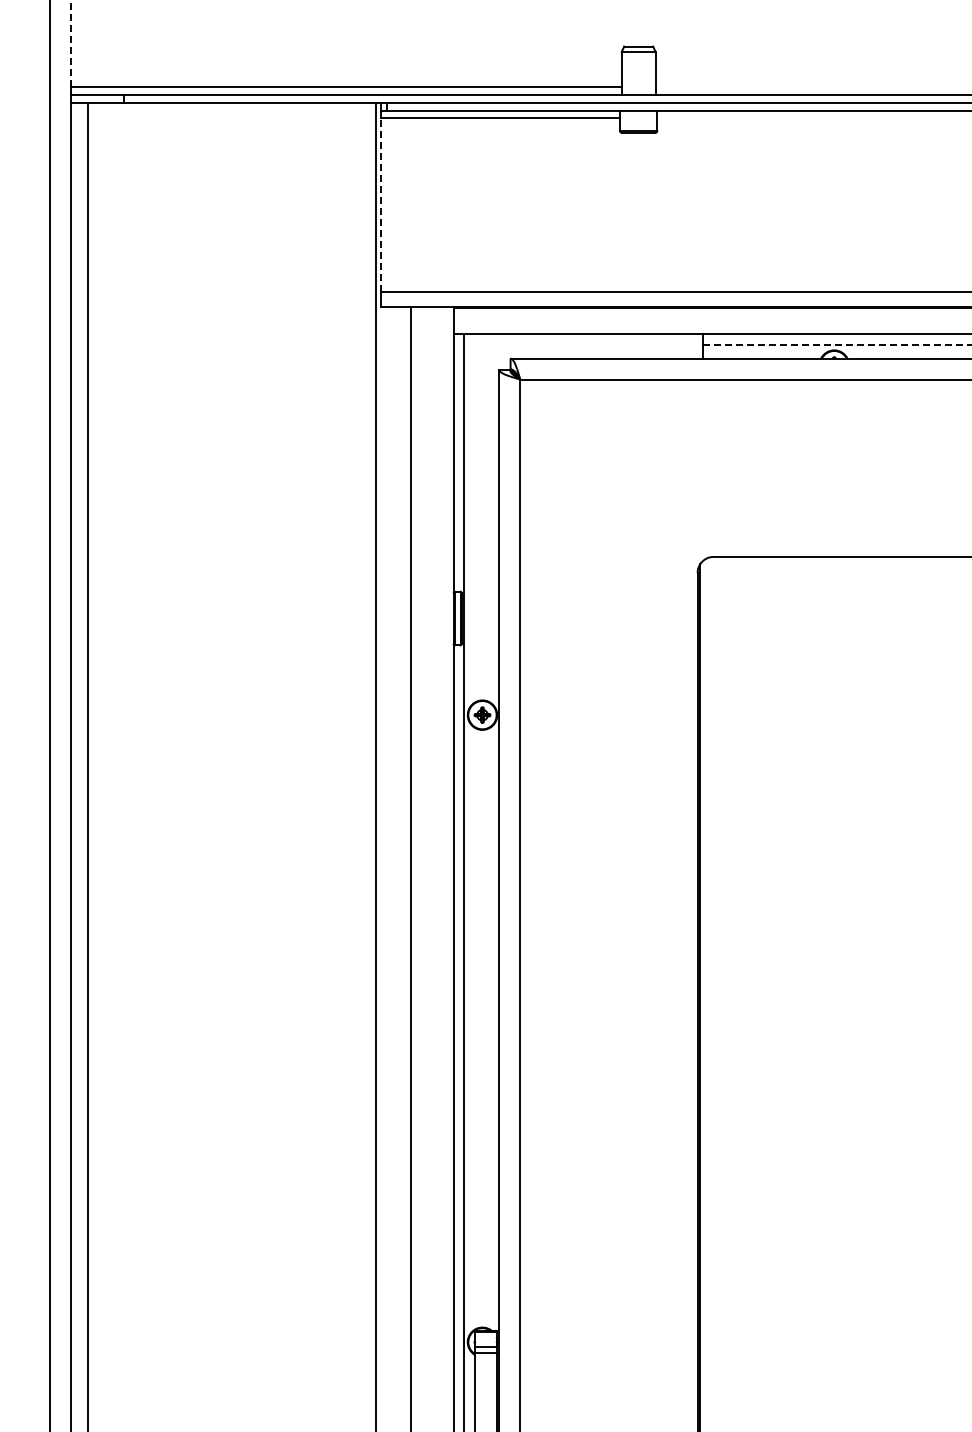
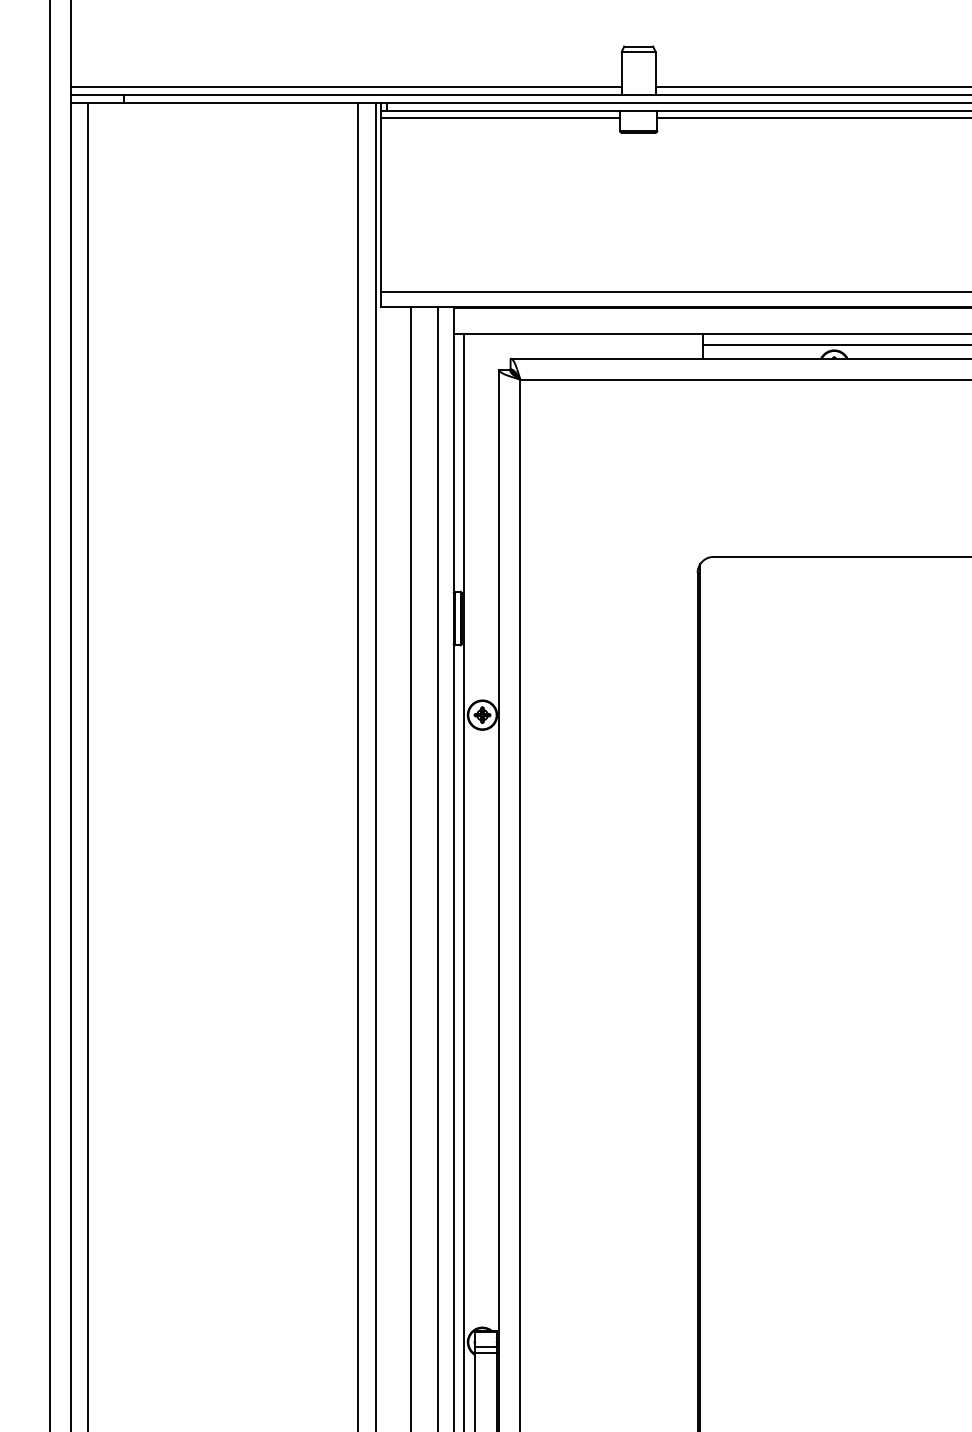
line: dashed -> solid (70, 43)
line: none -> present (811, 87)
line: none -> present (812, 118)
line: dashed -> solid (381, 205)
line: dashed -> solid (837, 344)
line: none -> present (358, 765)
line: none -> present (437, 867)
